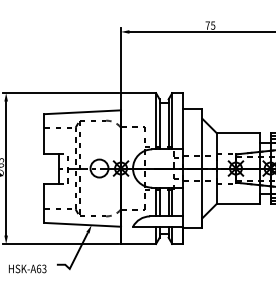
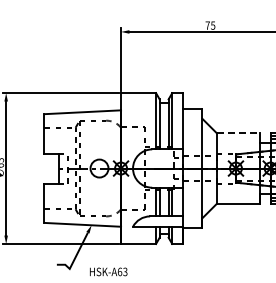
line: solid -> dashed (238, 133)
text position: (27, 268) -> (108, 271) (108, 271)
